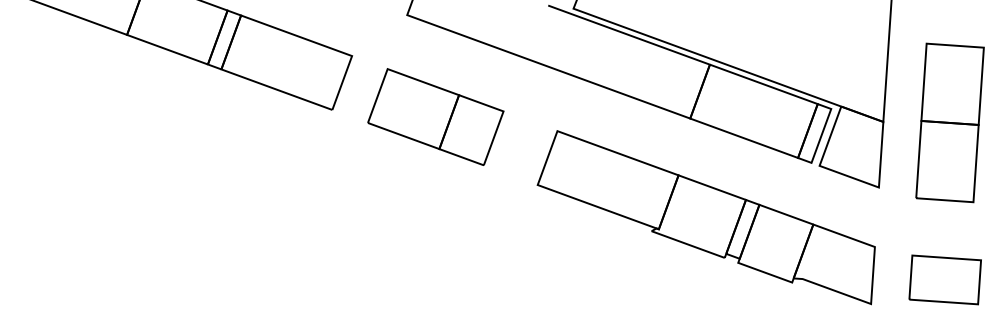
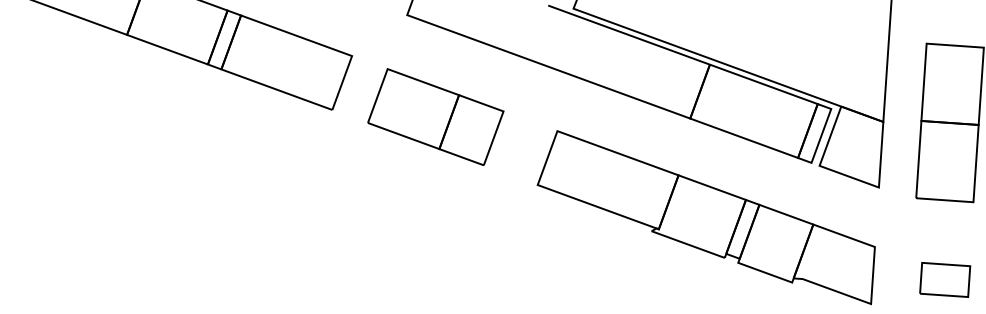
part size: 74x52 px -> 53x36 px (945, 279)
